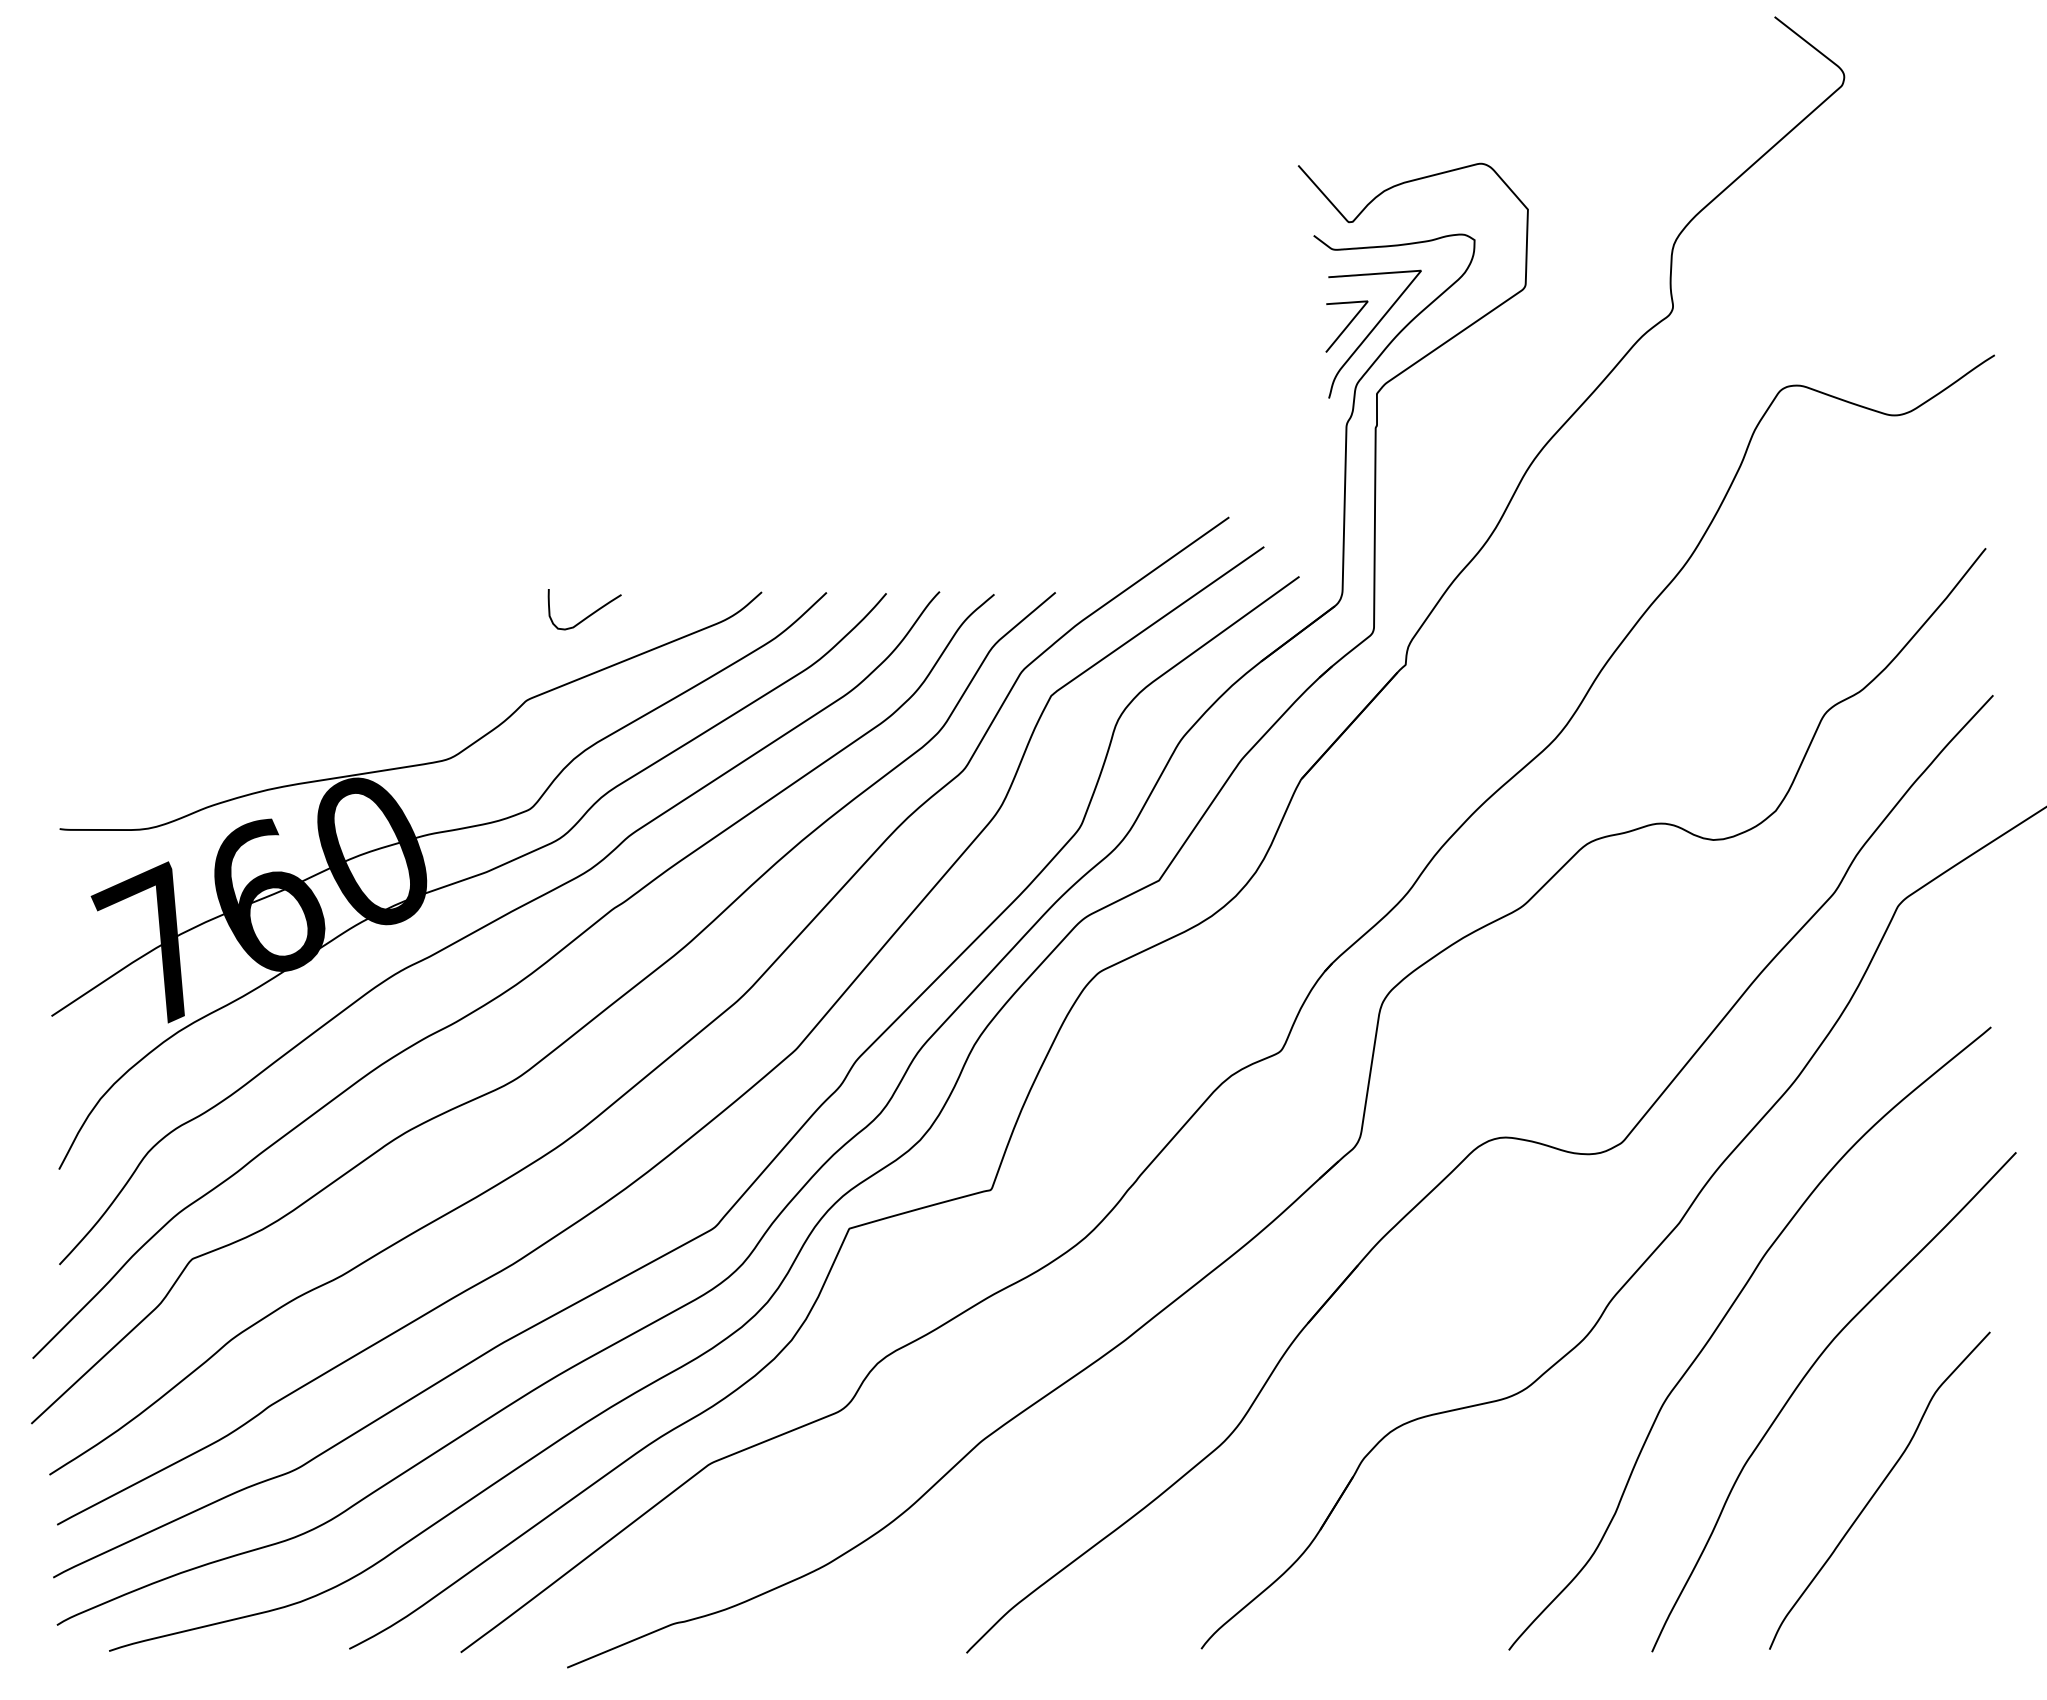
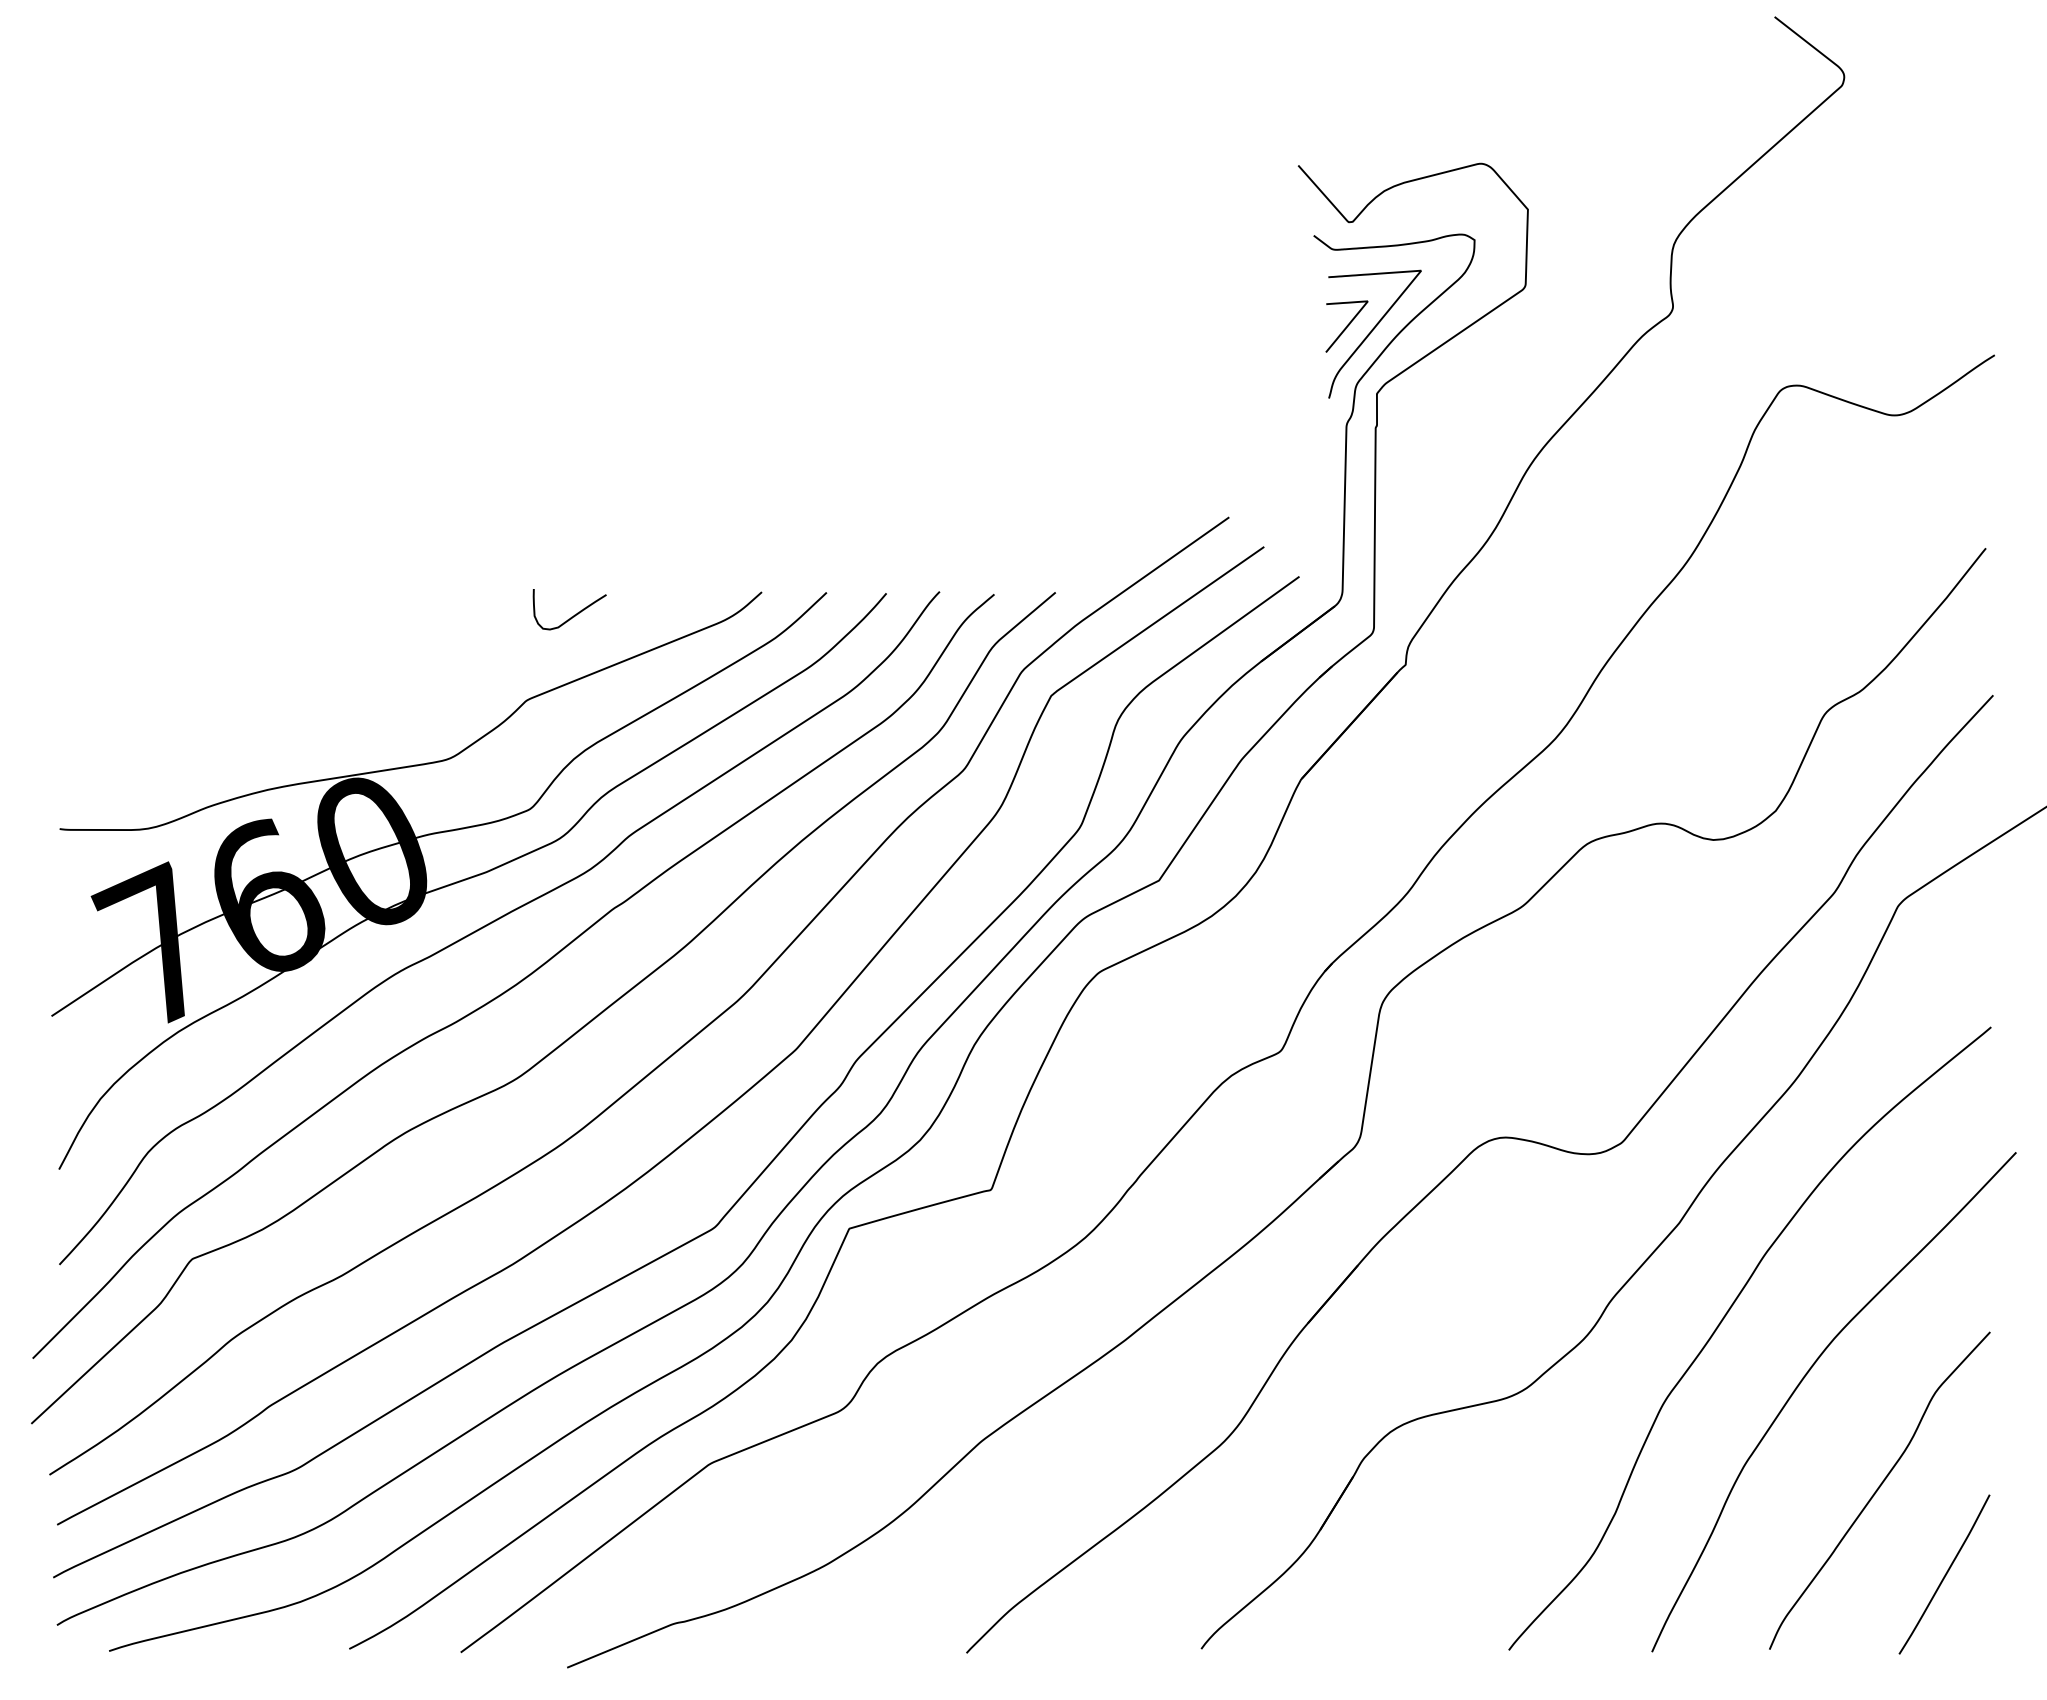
curve position: (589, 614) -> (574, 614) (574, 614)
curve: none -> present (1944, 1574)
